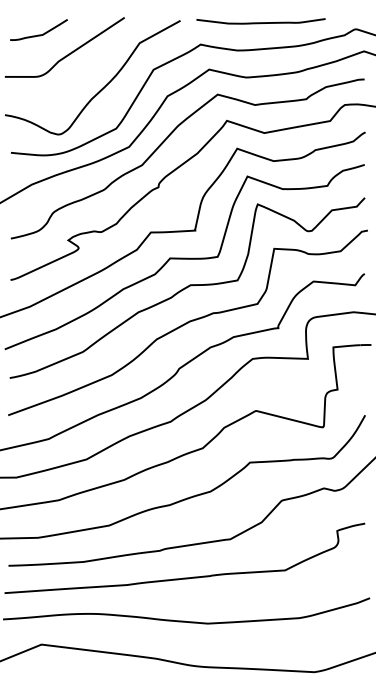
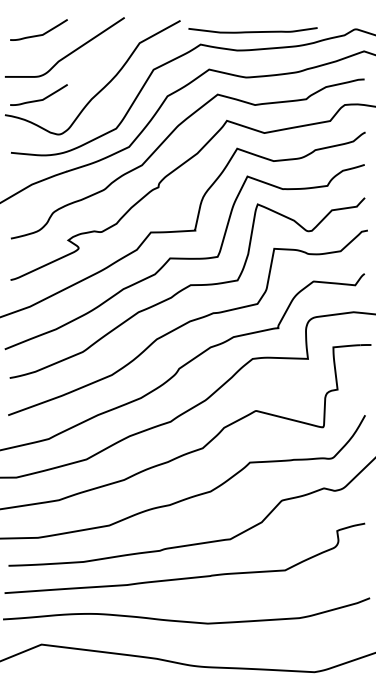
curve position: (260, 22) -> (252, 31) (252, 31)
curve: none -> present (38, 99)
